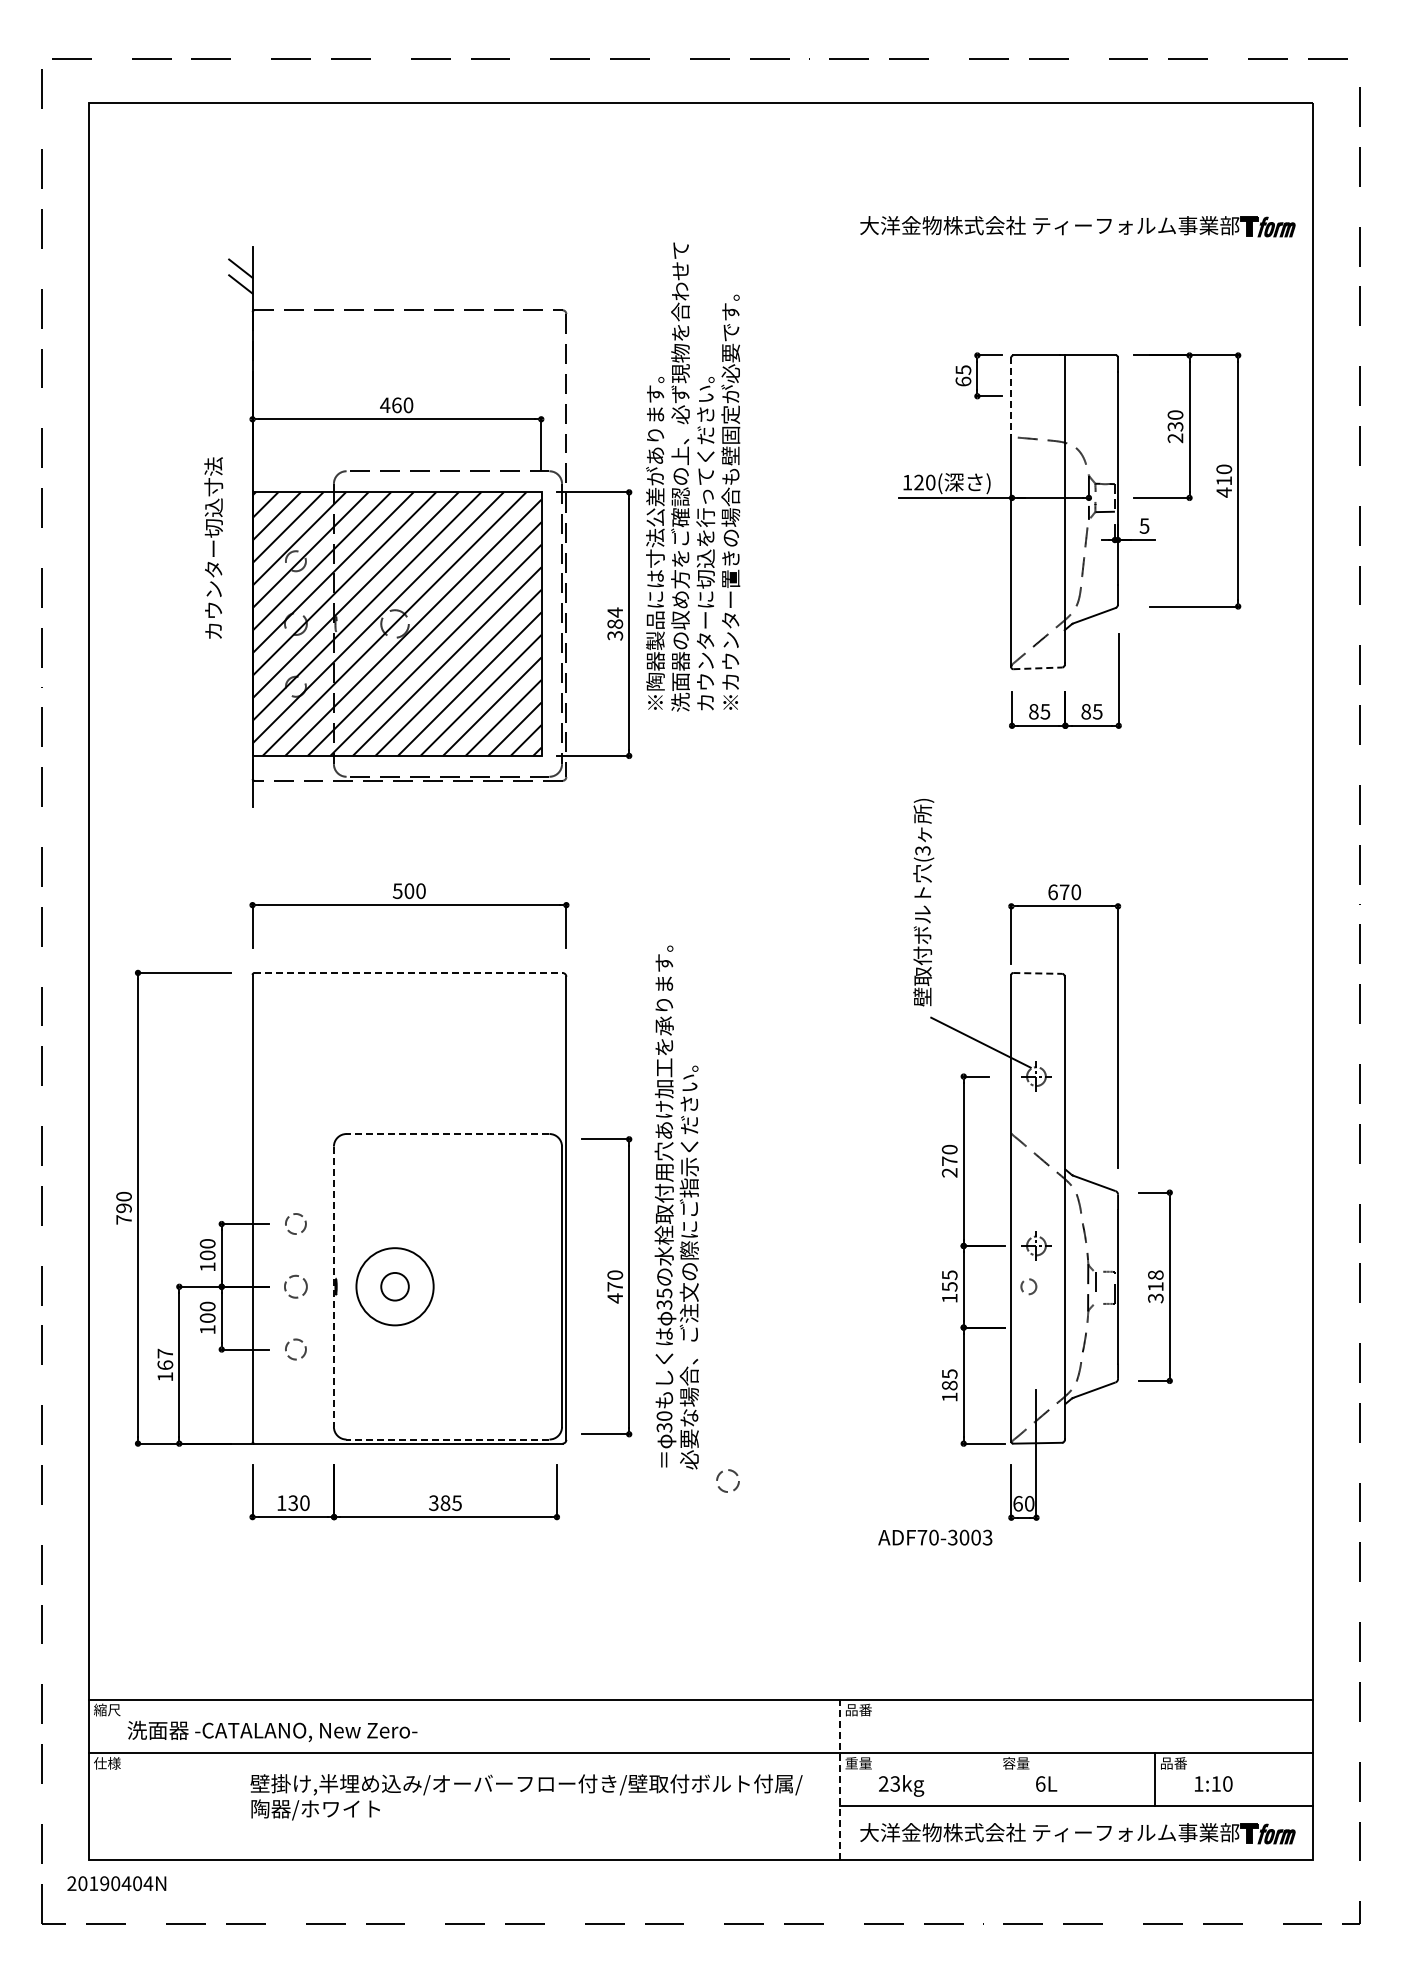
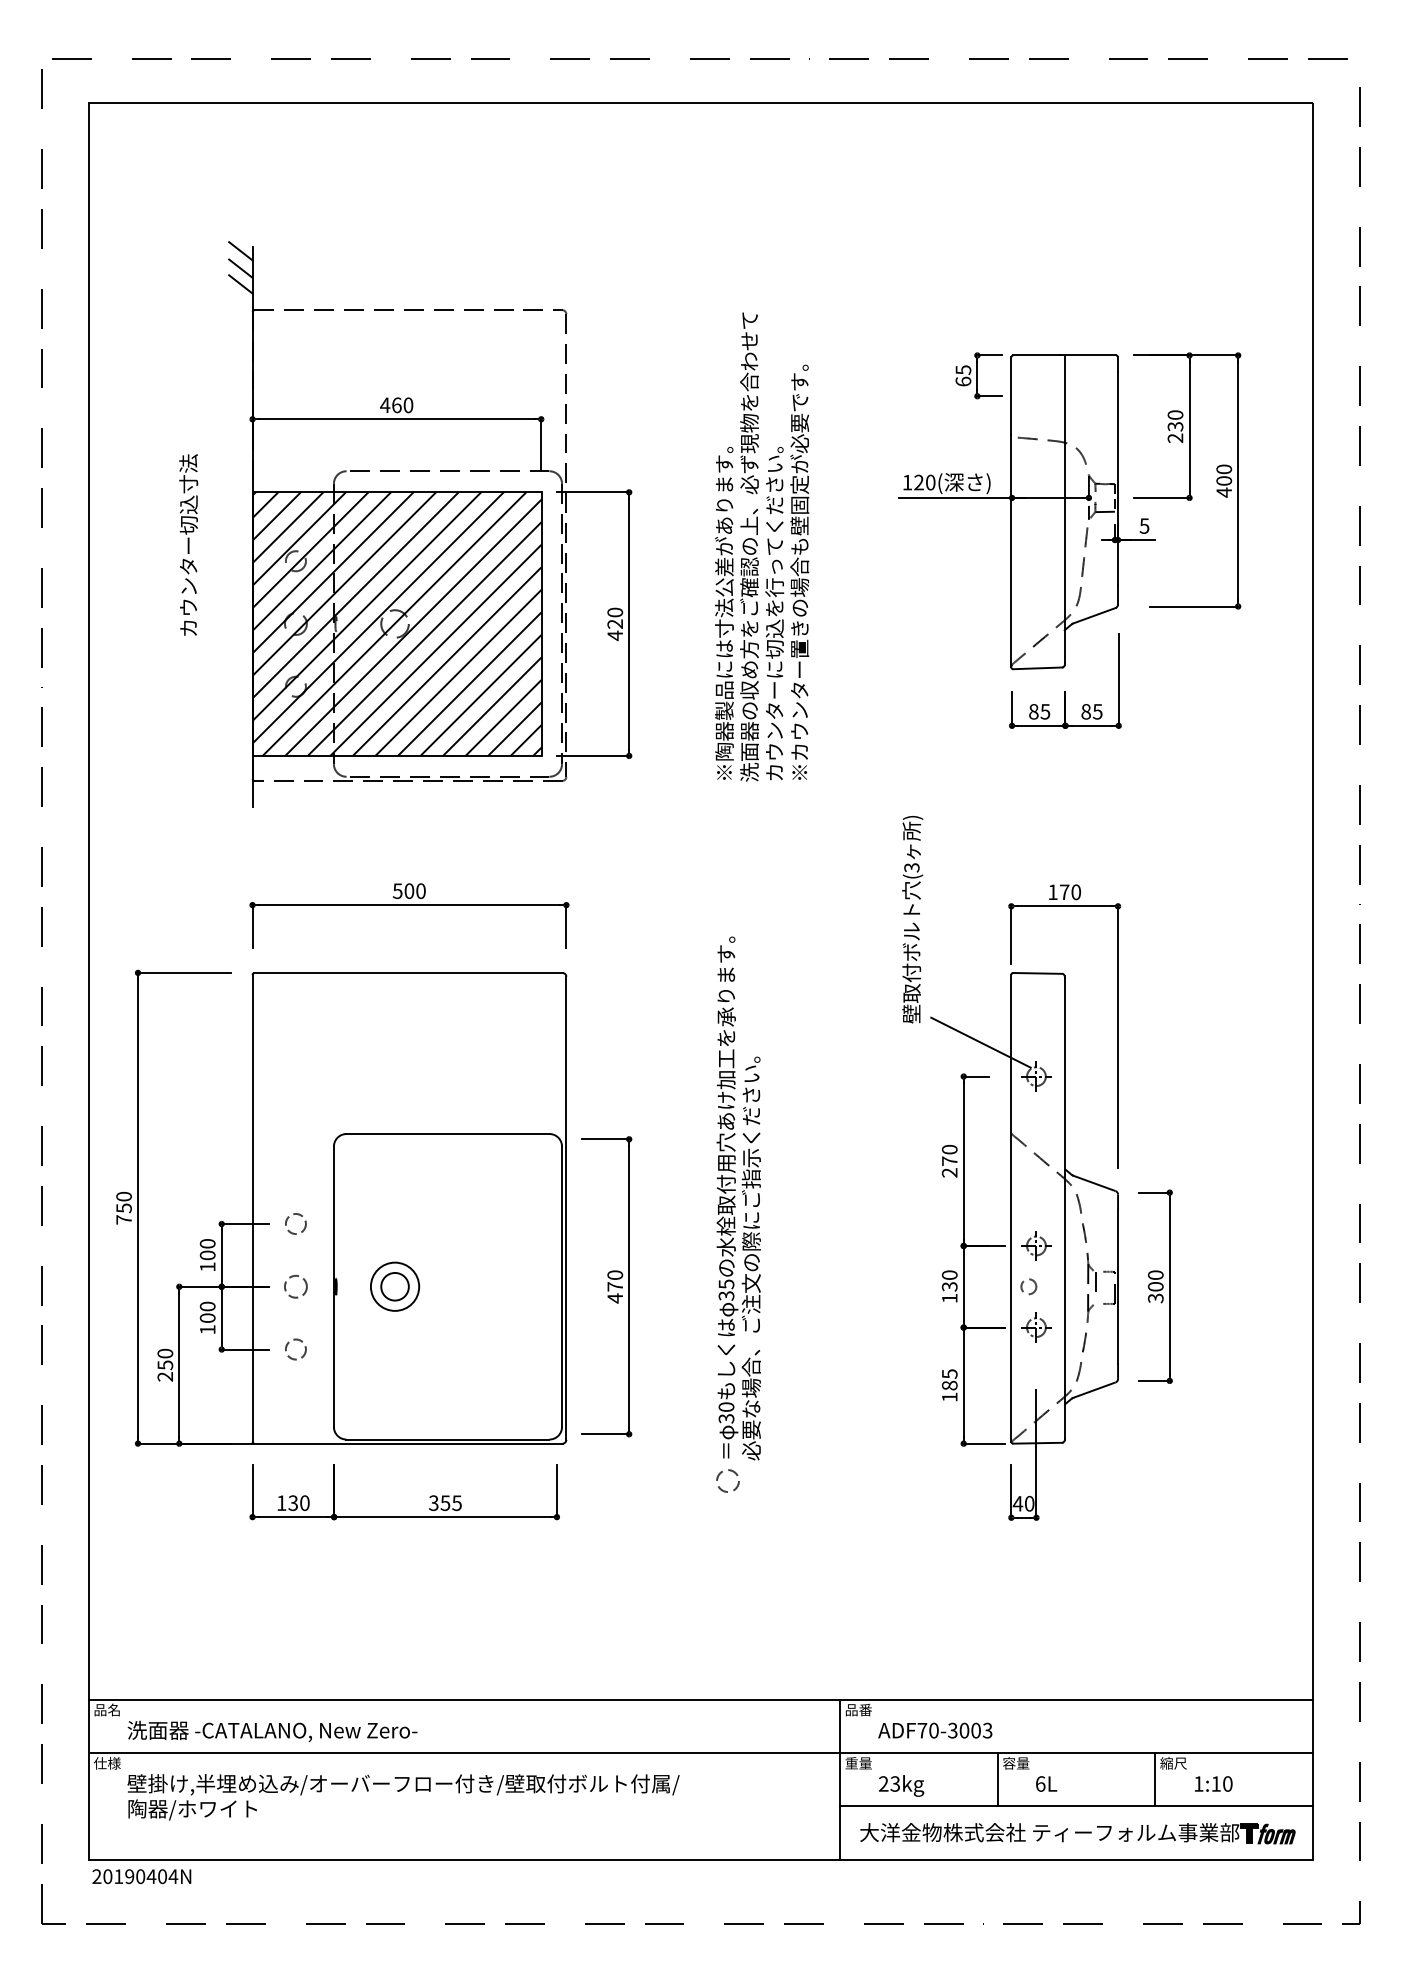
part: present -> none (1077, 226)
line: none -> present (240, 251)
line: dashed -> solid (1011, 396)
text position: (693, 476) -> (762, 546) (762, 546)
text: 410 -> 400 (1224, 480)
text position: (213, 547) -> (188, 544) (188, 544)
text: 384 -> 420 (615, 624)
line: dashed -> solid (1037, 668)
text: 670 -> 170 (1052, 892)
text position: (923, 902) -> (912, 919) (912, 919)
line: dashed -> solid (409, 973)
line: dashed -> solid (1038, 973)
line: dashed -> solid (447, 1134)
text position: (676, 1207) -> (738, 1198) (738, 1198)
text: 790 -> 750 (123, 1208)
text: 155 -> 130 (949, 1280)
text: 318 -> 300 (1155, 1280)
circle diameter: 77 px -> 48 px (394, 1286)
line: dashed -> solid (333, 1287)
part: none -> present (1036, 1327)
text: 167 -> 250 (165, 1364)
line: dashed -> solid (447, 1439)
text: 385 -> 355 (445, 1502)
text: 60 -> 40 (1017, 1503)
text position: (935, 1537) -> (935, 1730) (935, 1730)
text: 縮尺 -> 品名 (107, 1709)
text: 品番 -> 縮尺 (1173, 1763)
line: dashed -> solid (840, 1779)
line: none -> present (997, 1779)
text position: (526, 1797) -> (403, 1797) (403, 1797)
text position: (116, 1883) -> (141, 1876) (141, 1876)
